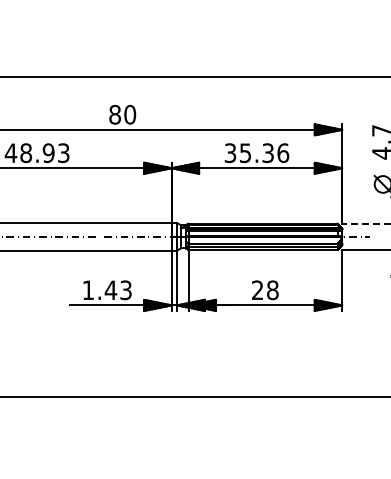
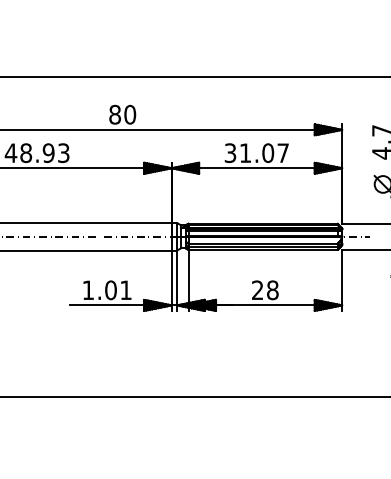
text: 35.36 -> 31.07 (264, 153)
line: dashed -> solid (365, 223)
text: 1.43 -> 1.01 (117, 290)
